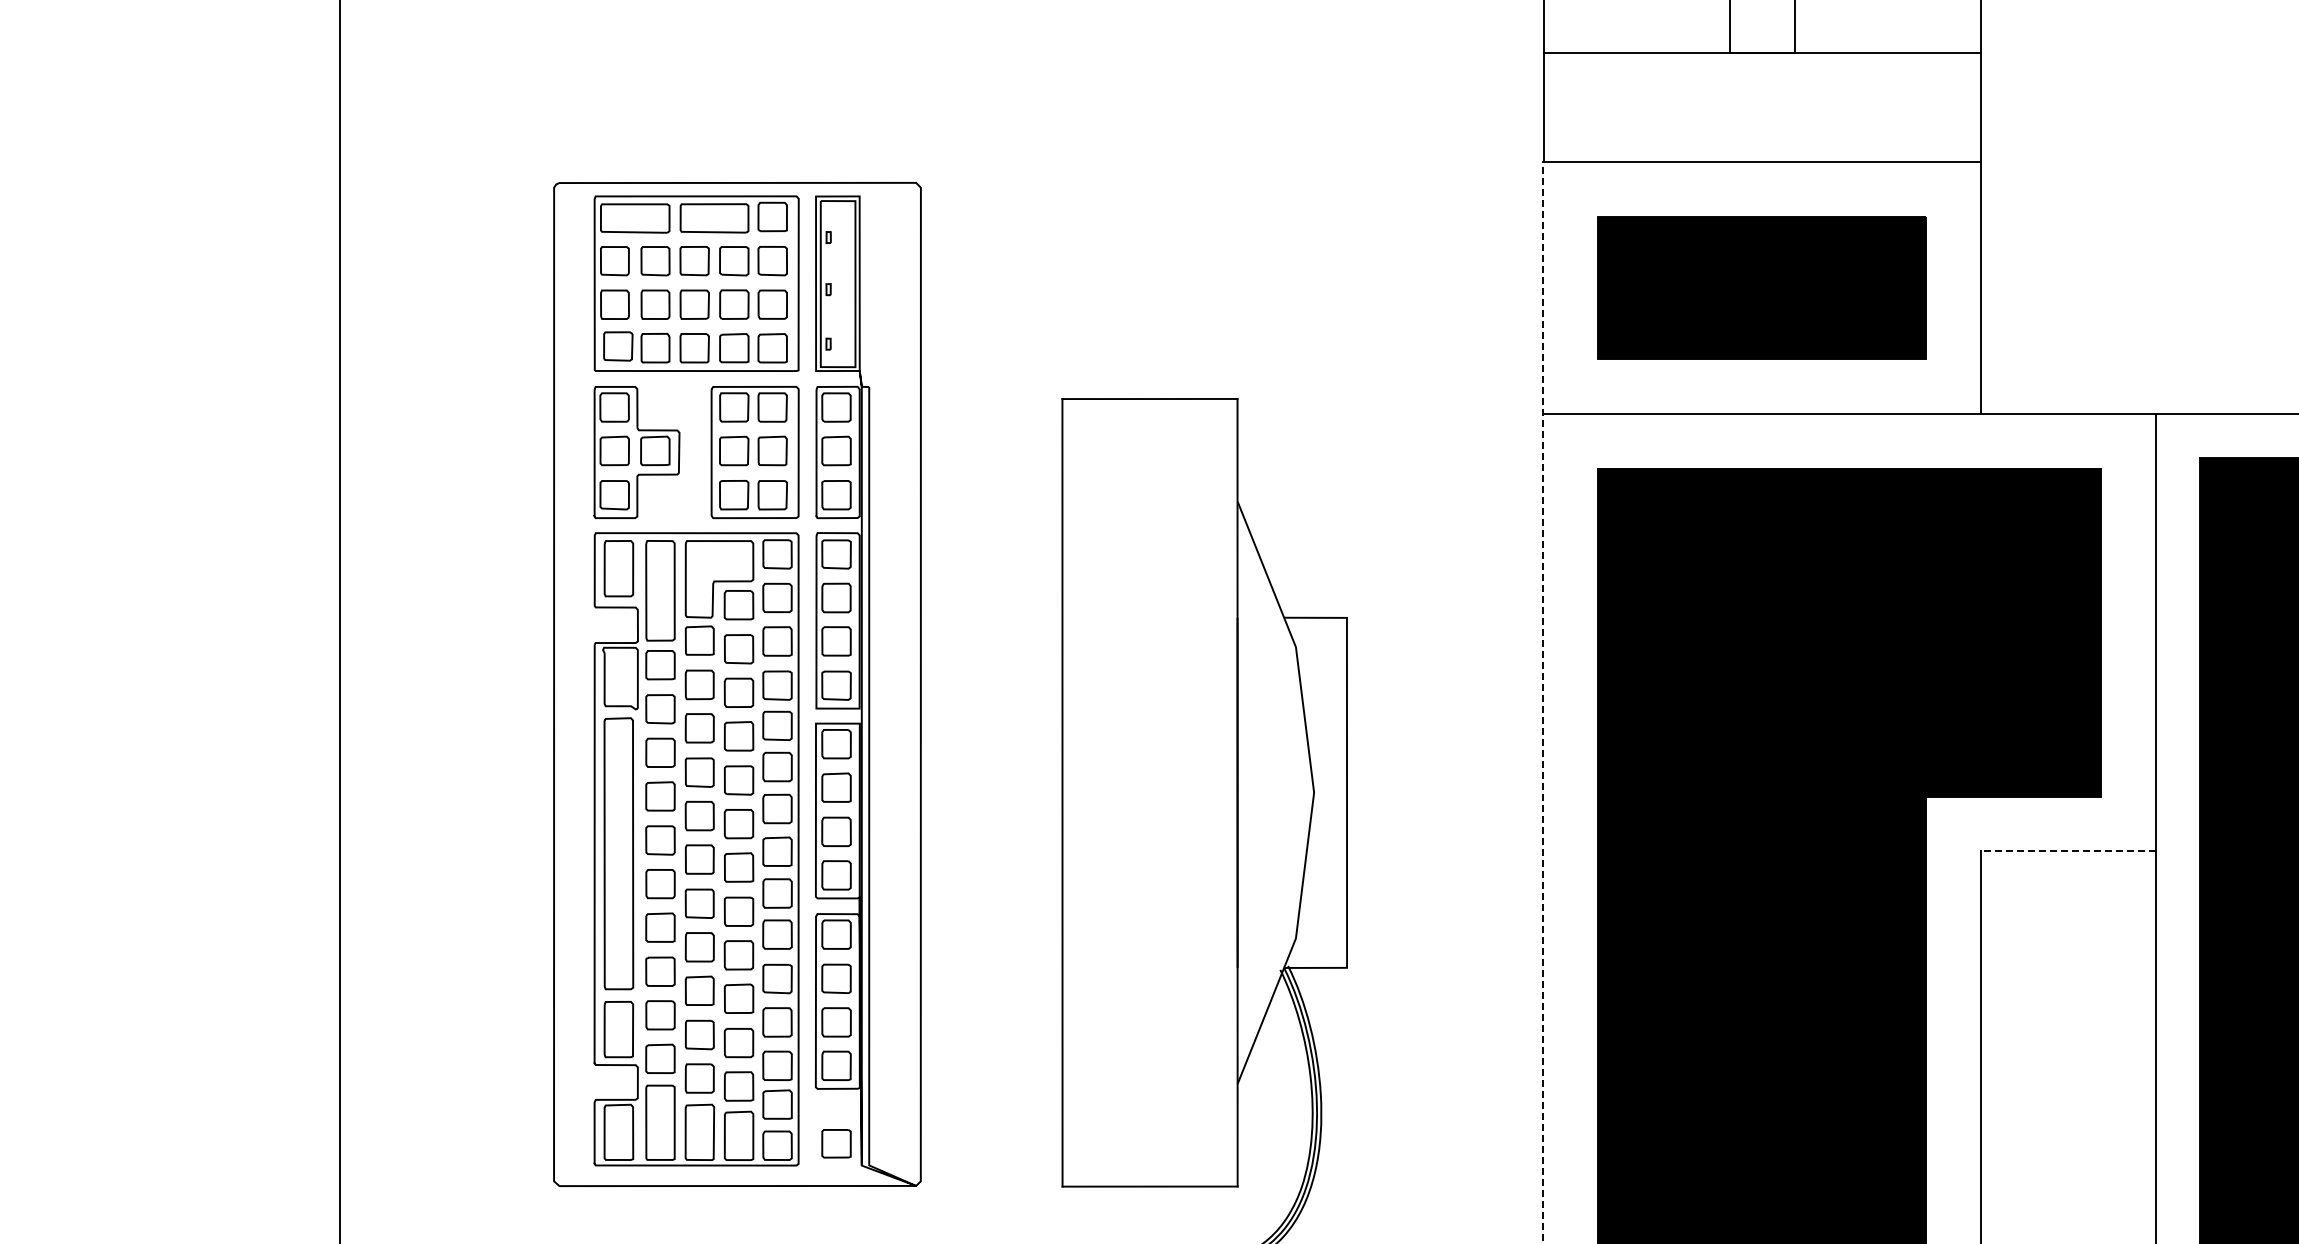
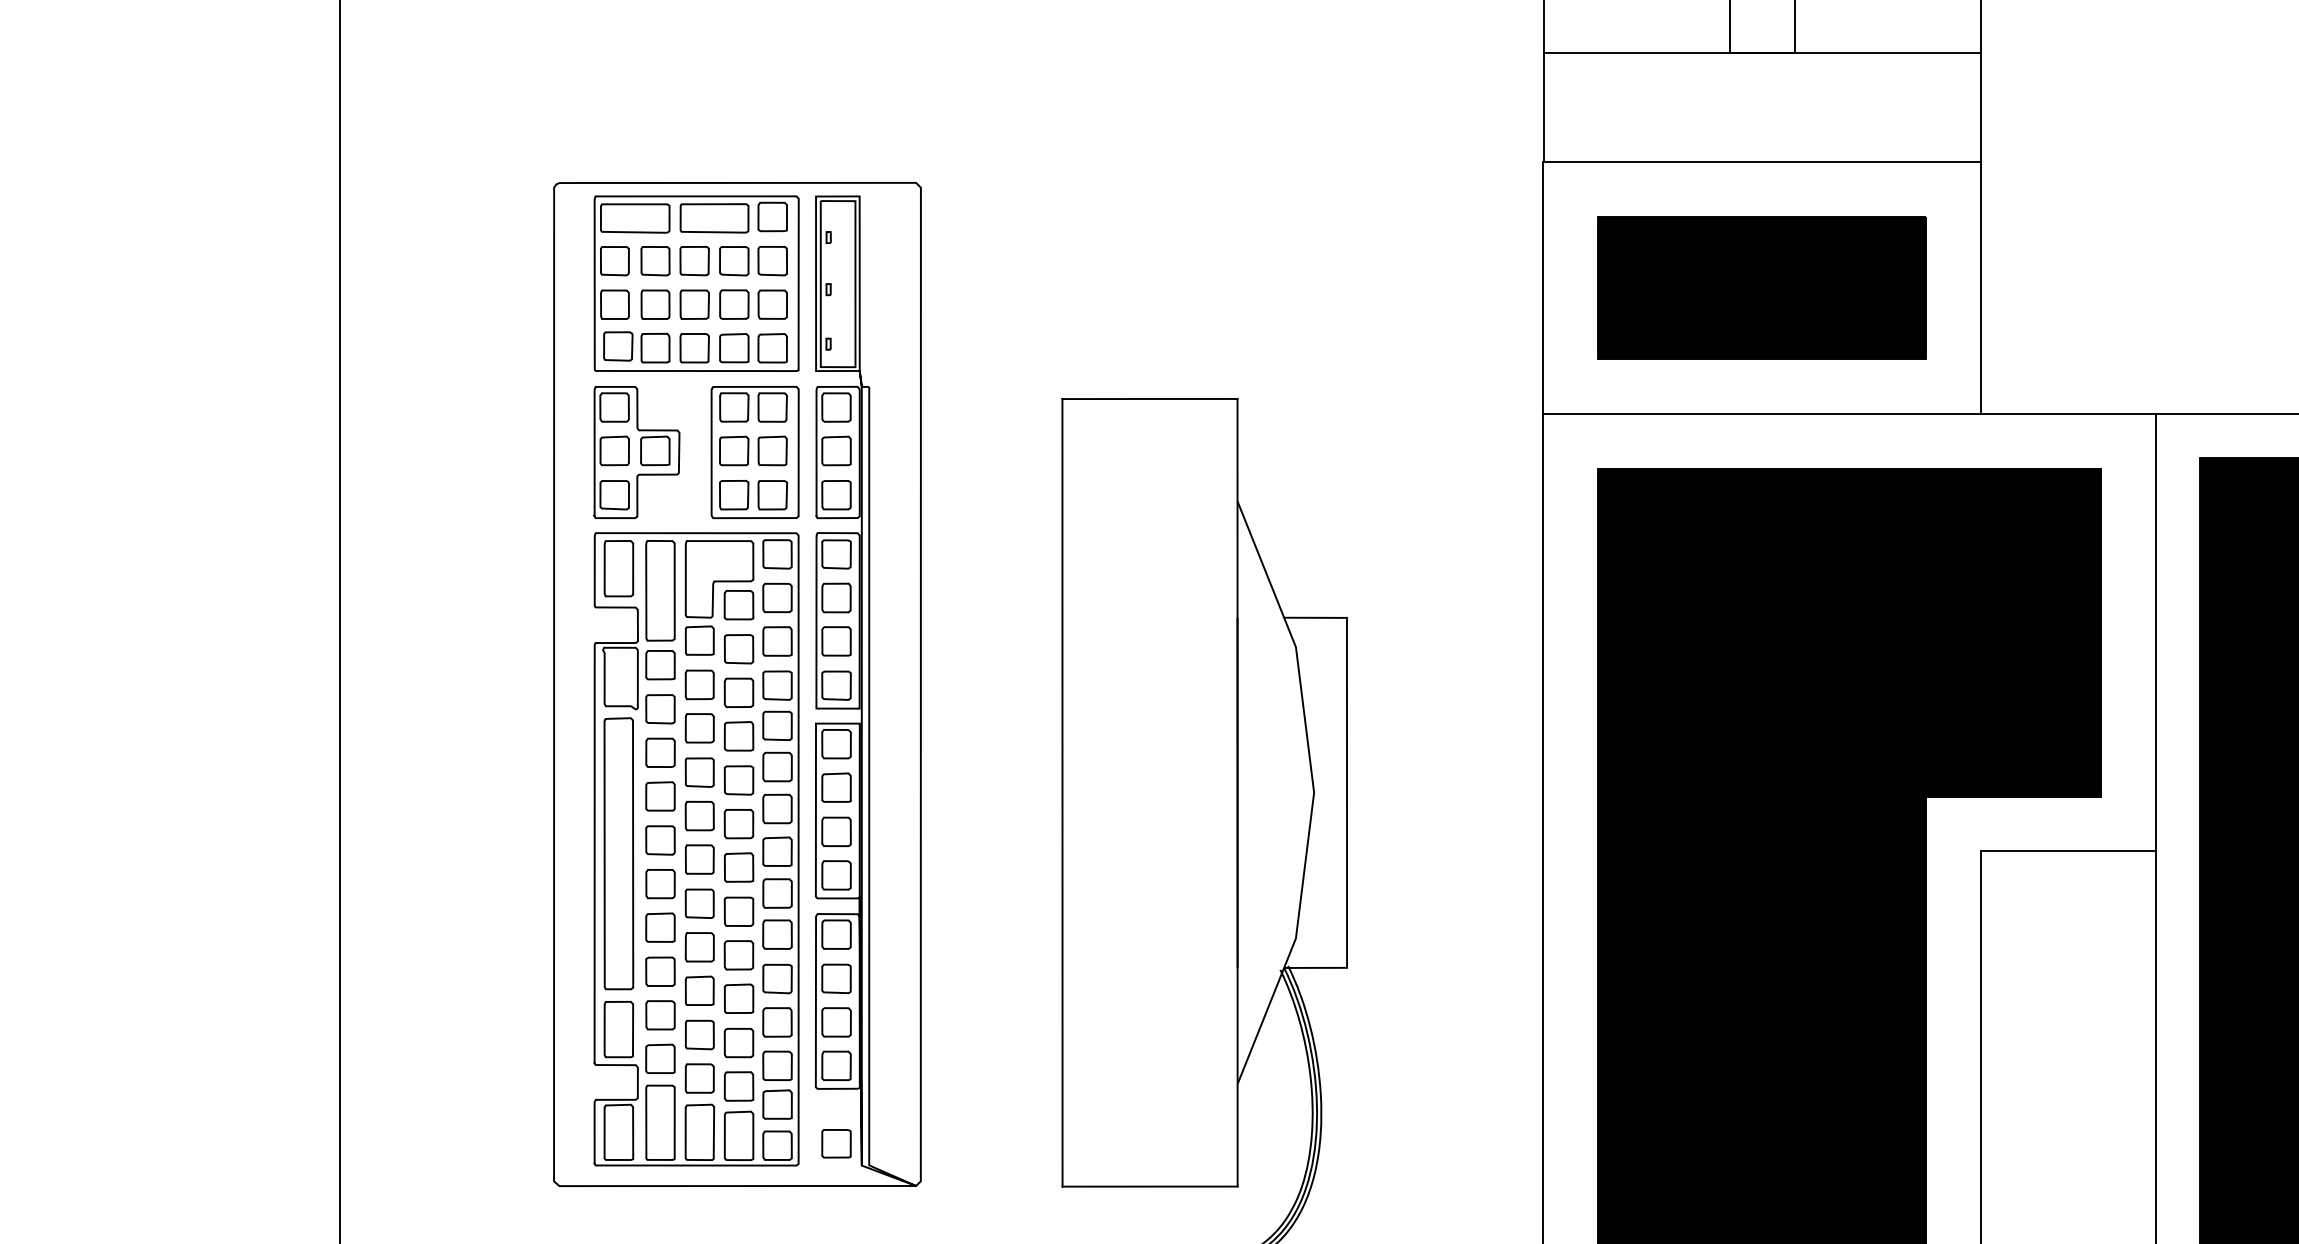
line: dashed -> solid (1543, 701)
line: dashed -> solid (2068, 851)
